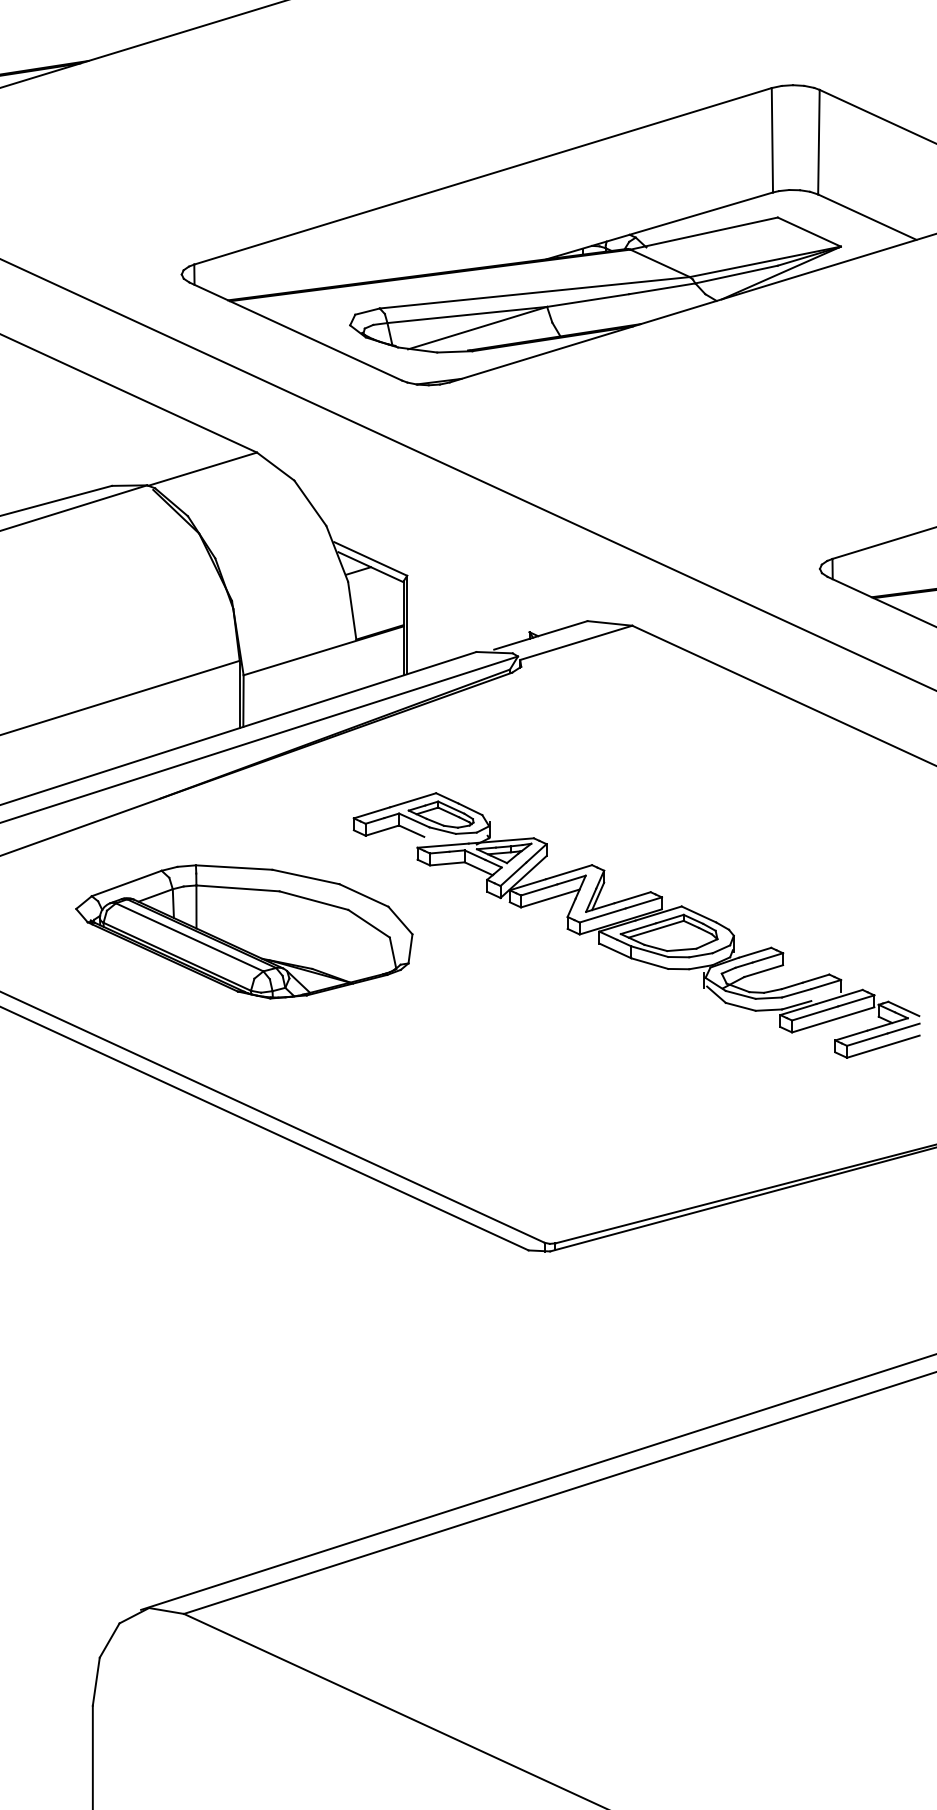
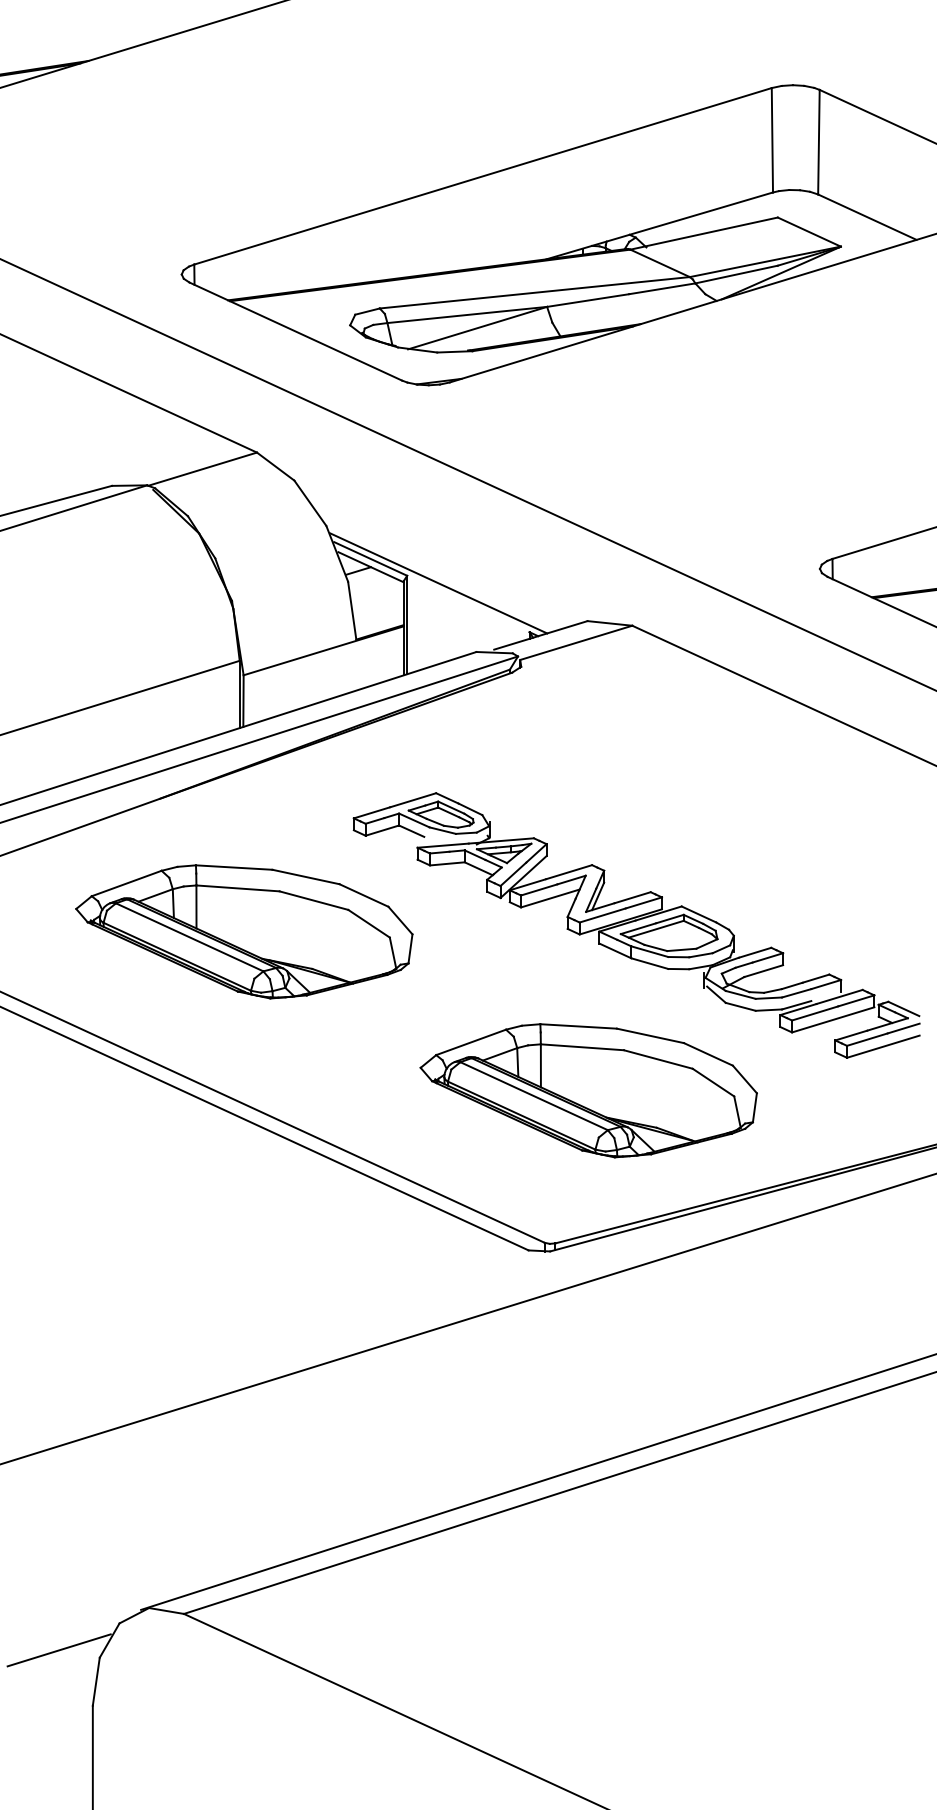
line: none -> present (438, 583)
part: none -> present (588, 1090)
line: none -> present (467, 1318)
line: none -> present (58, 1650)
